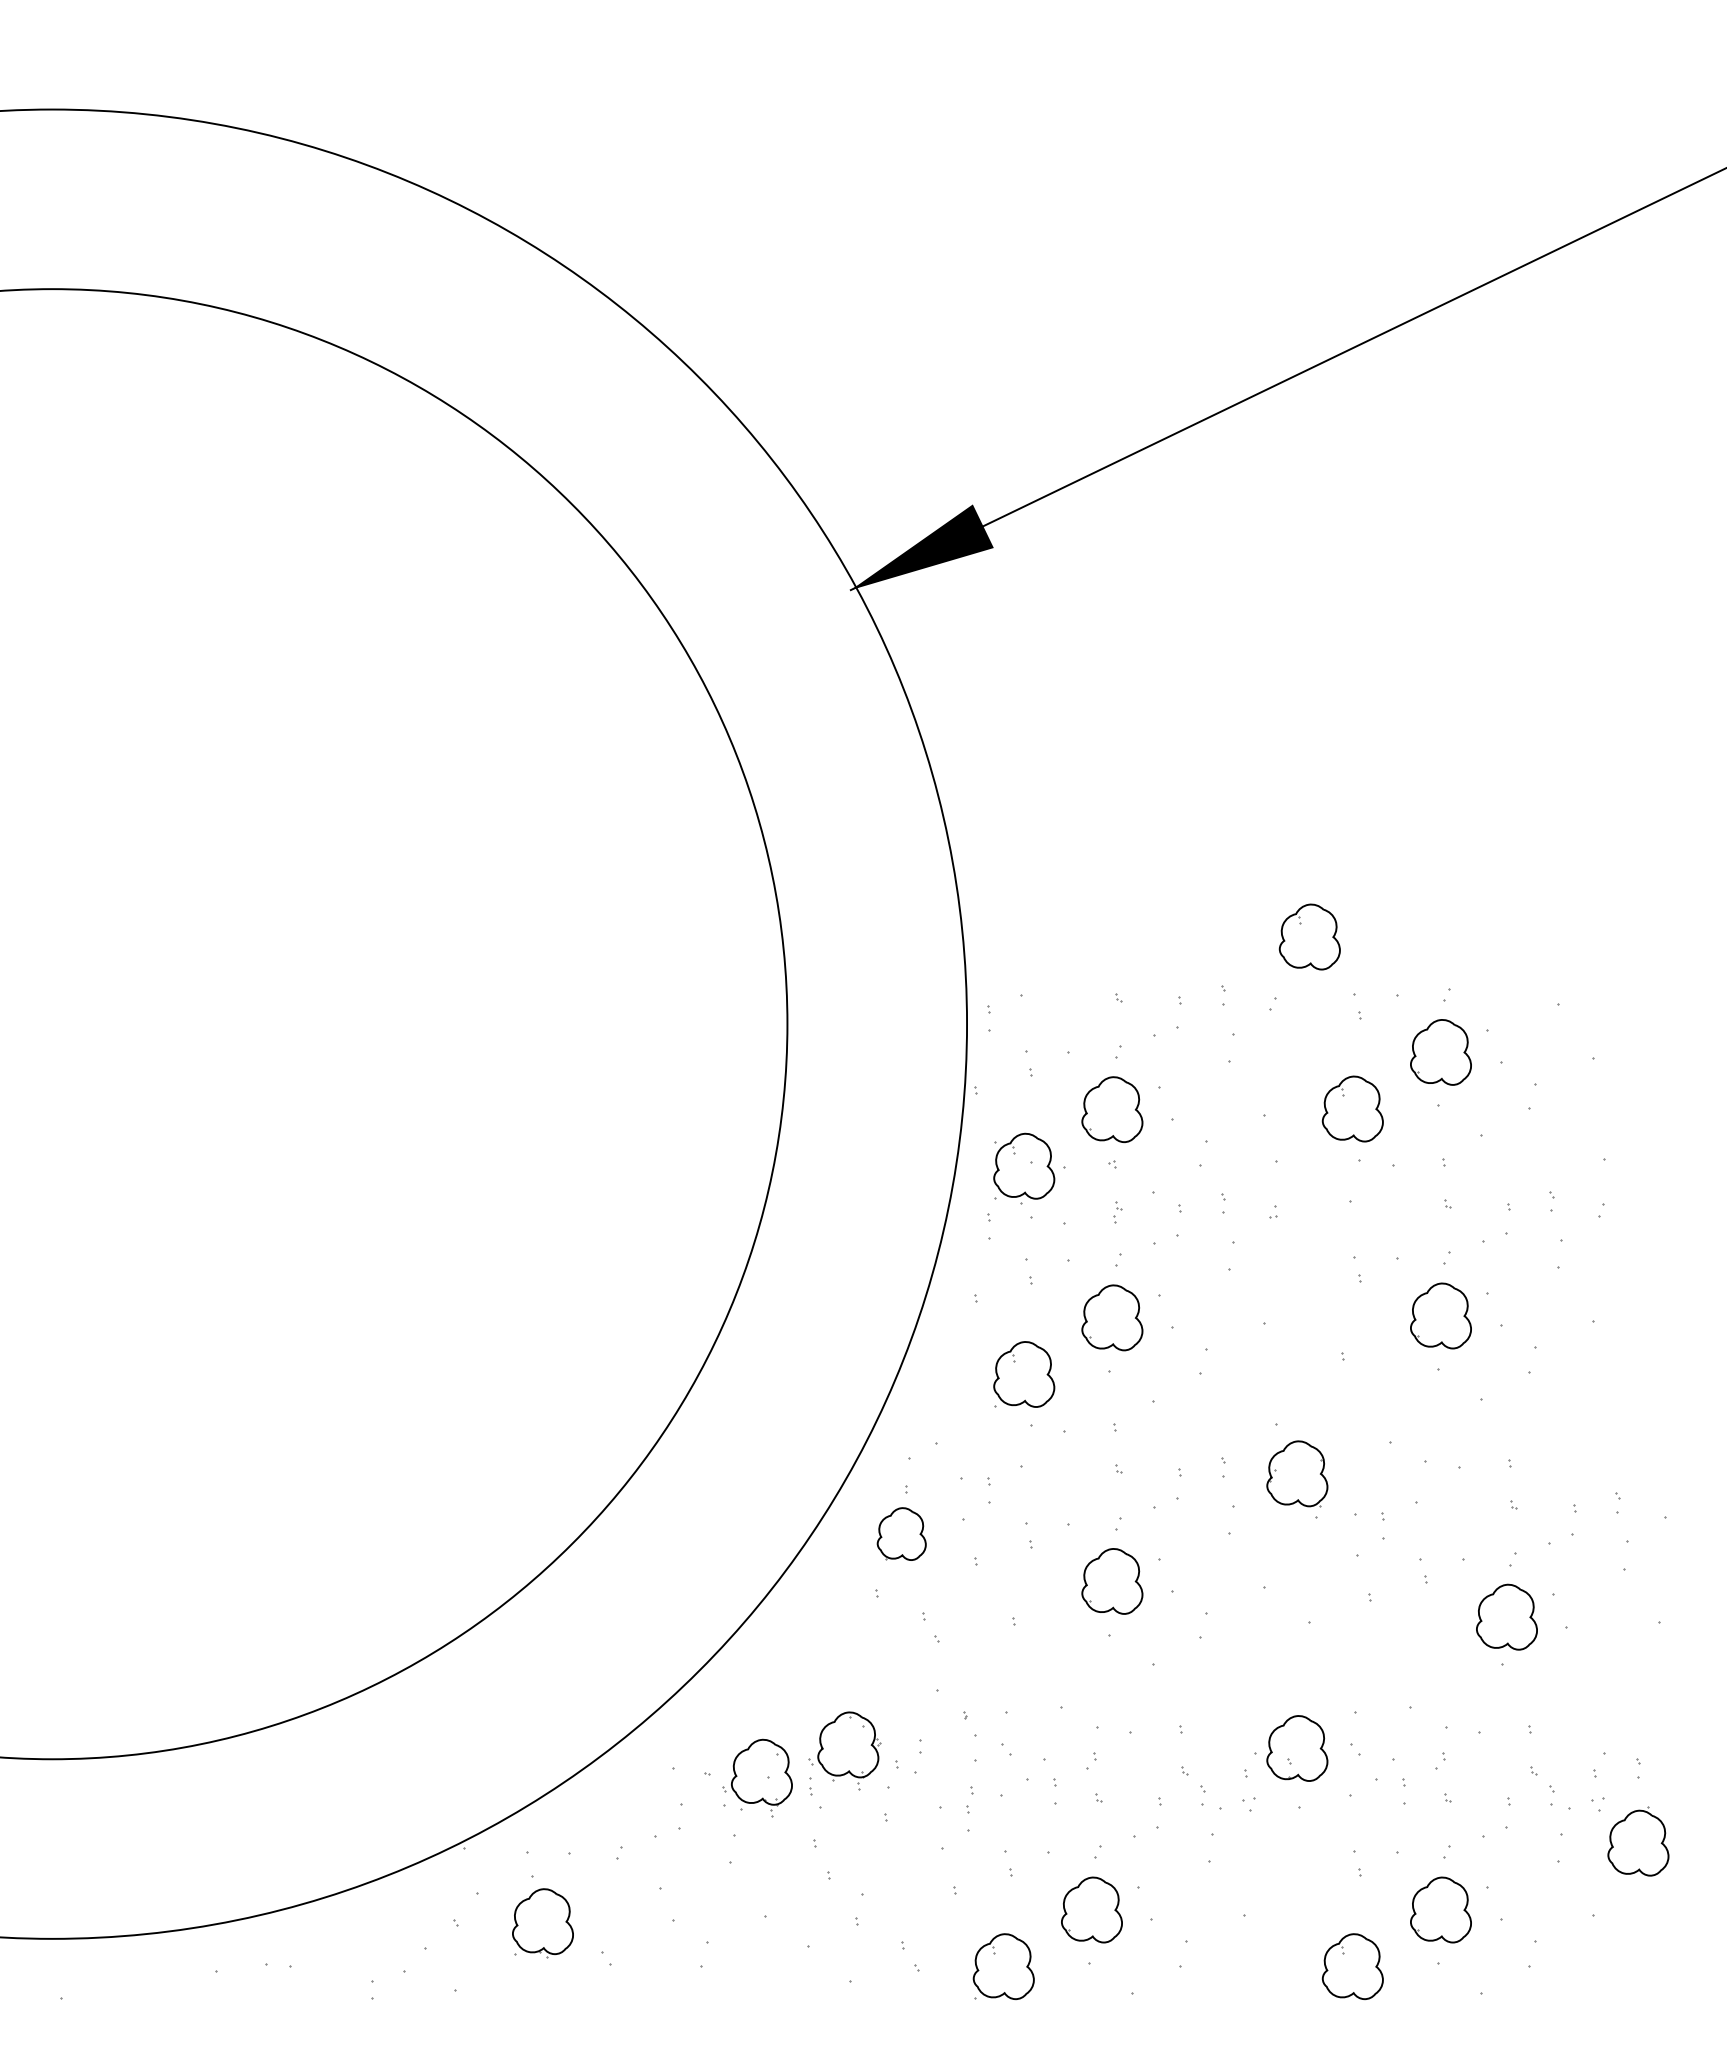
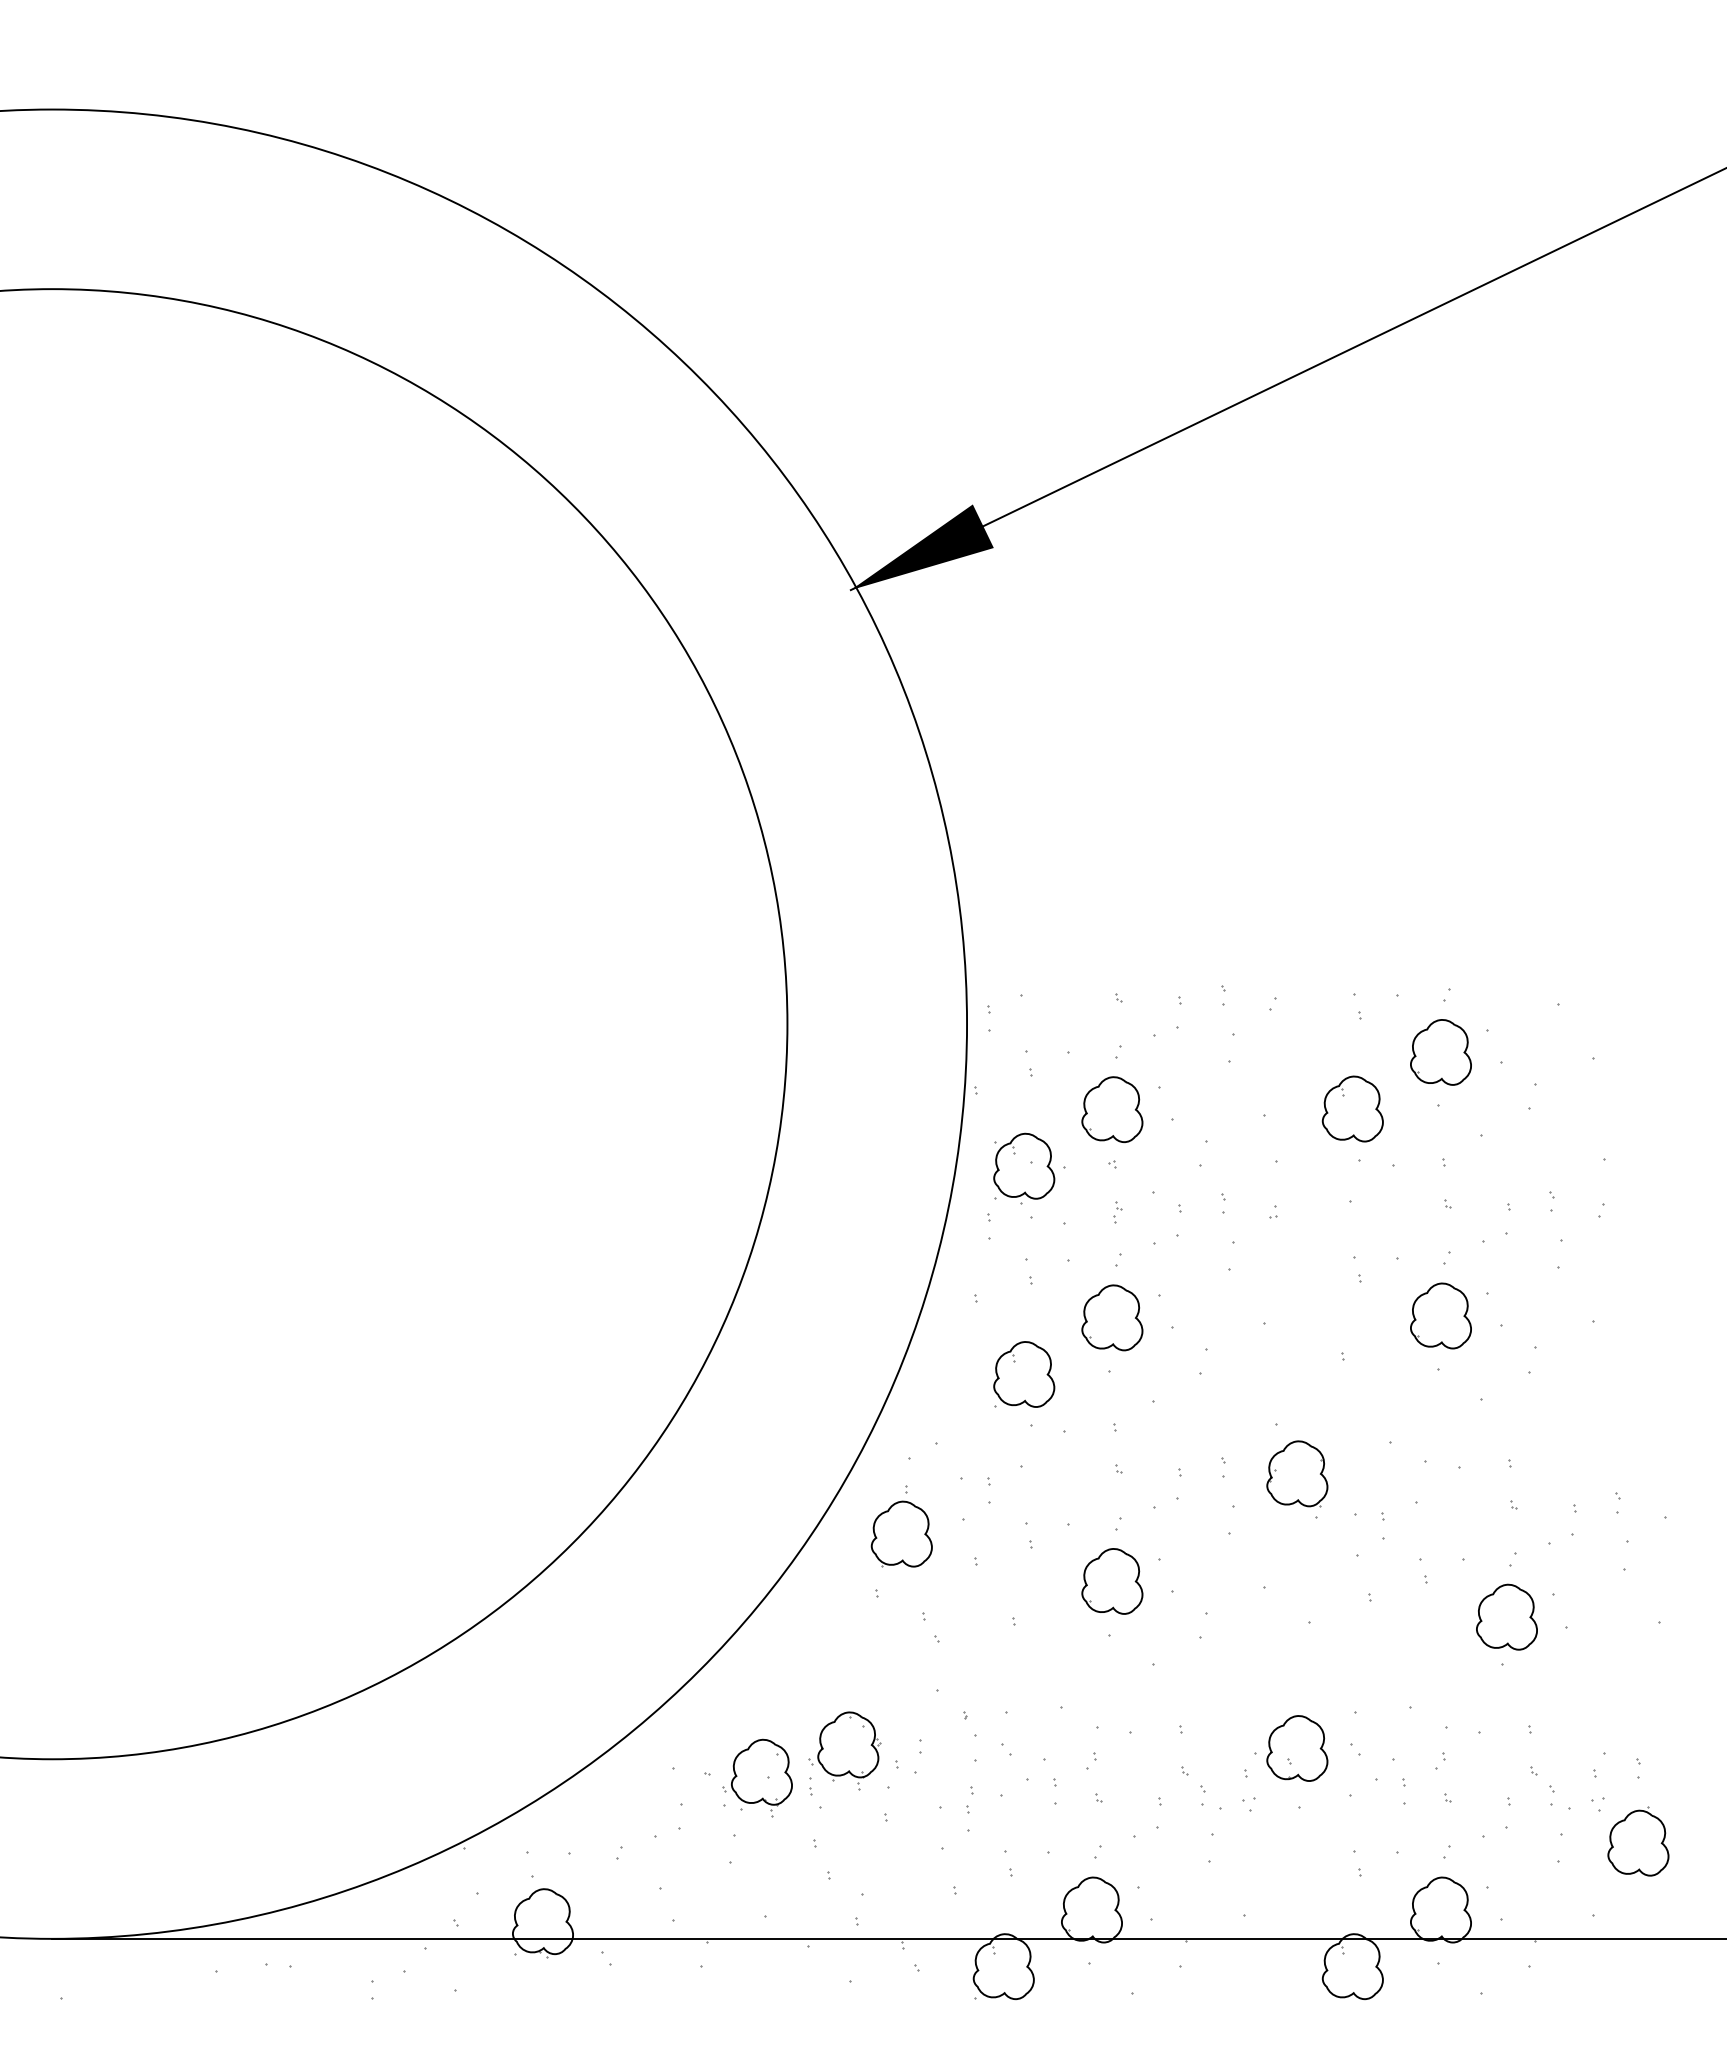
part: present -> none (1309, 936)
part size: 51x54 px -> 63x68 px (901, 1533)
line: none -> present (887, 1938)
